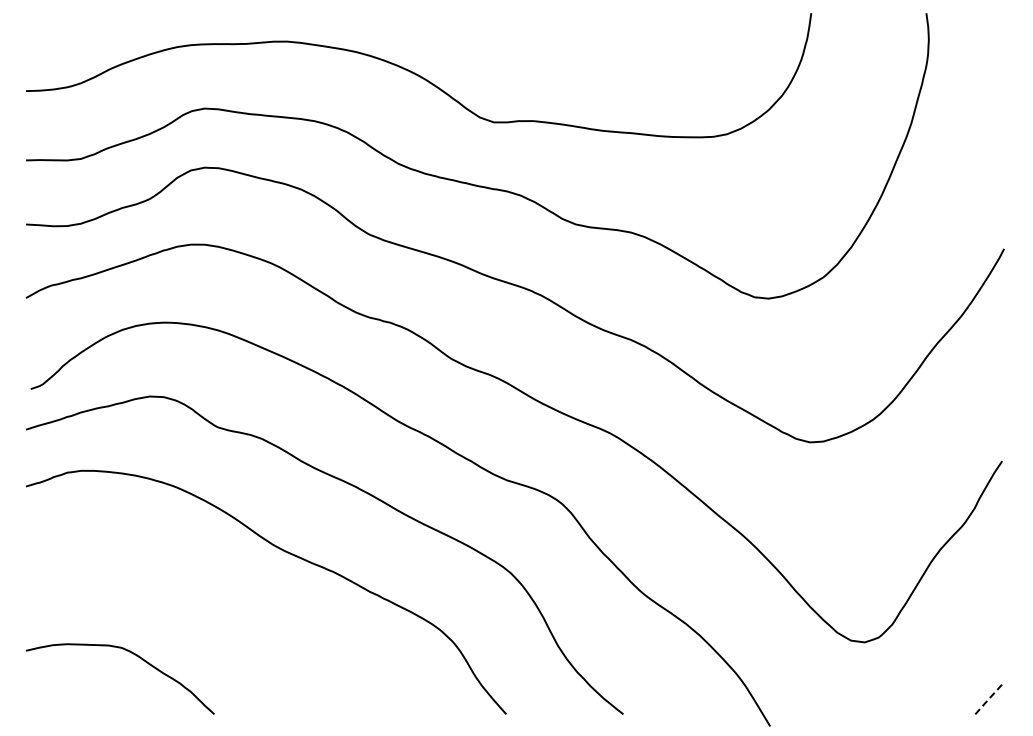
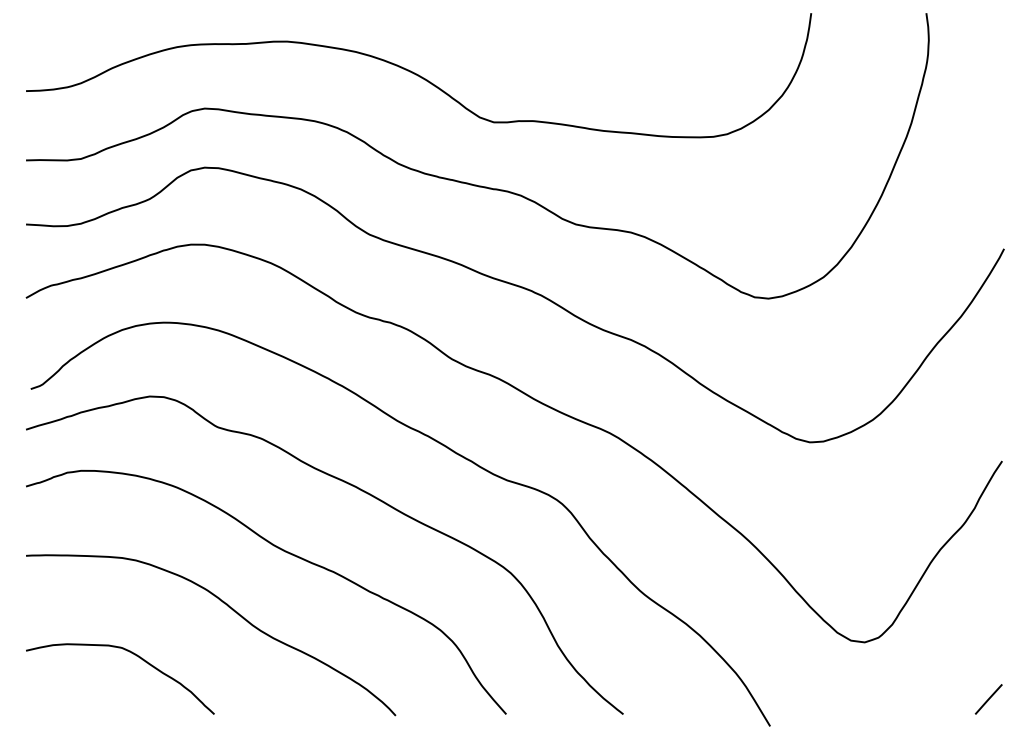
curve: none -> present (233, 611)
line: dashed -> solid (988, 699)
